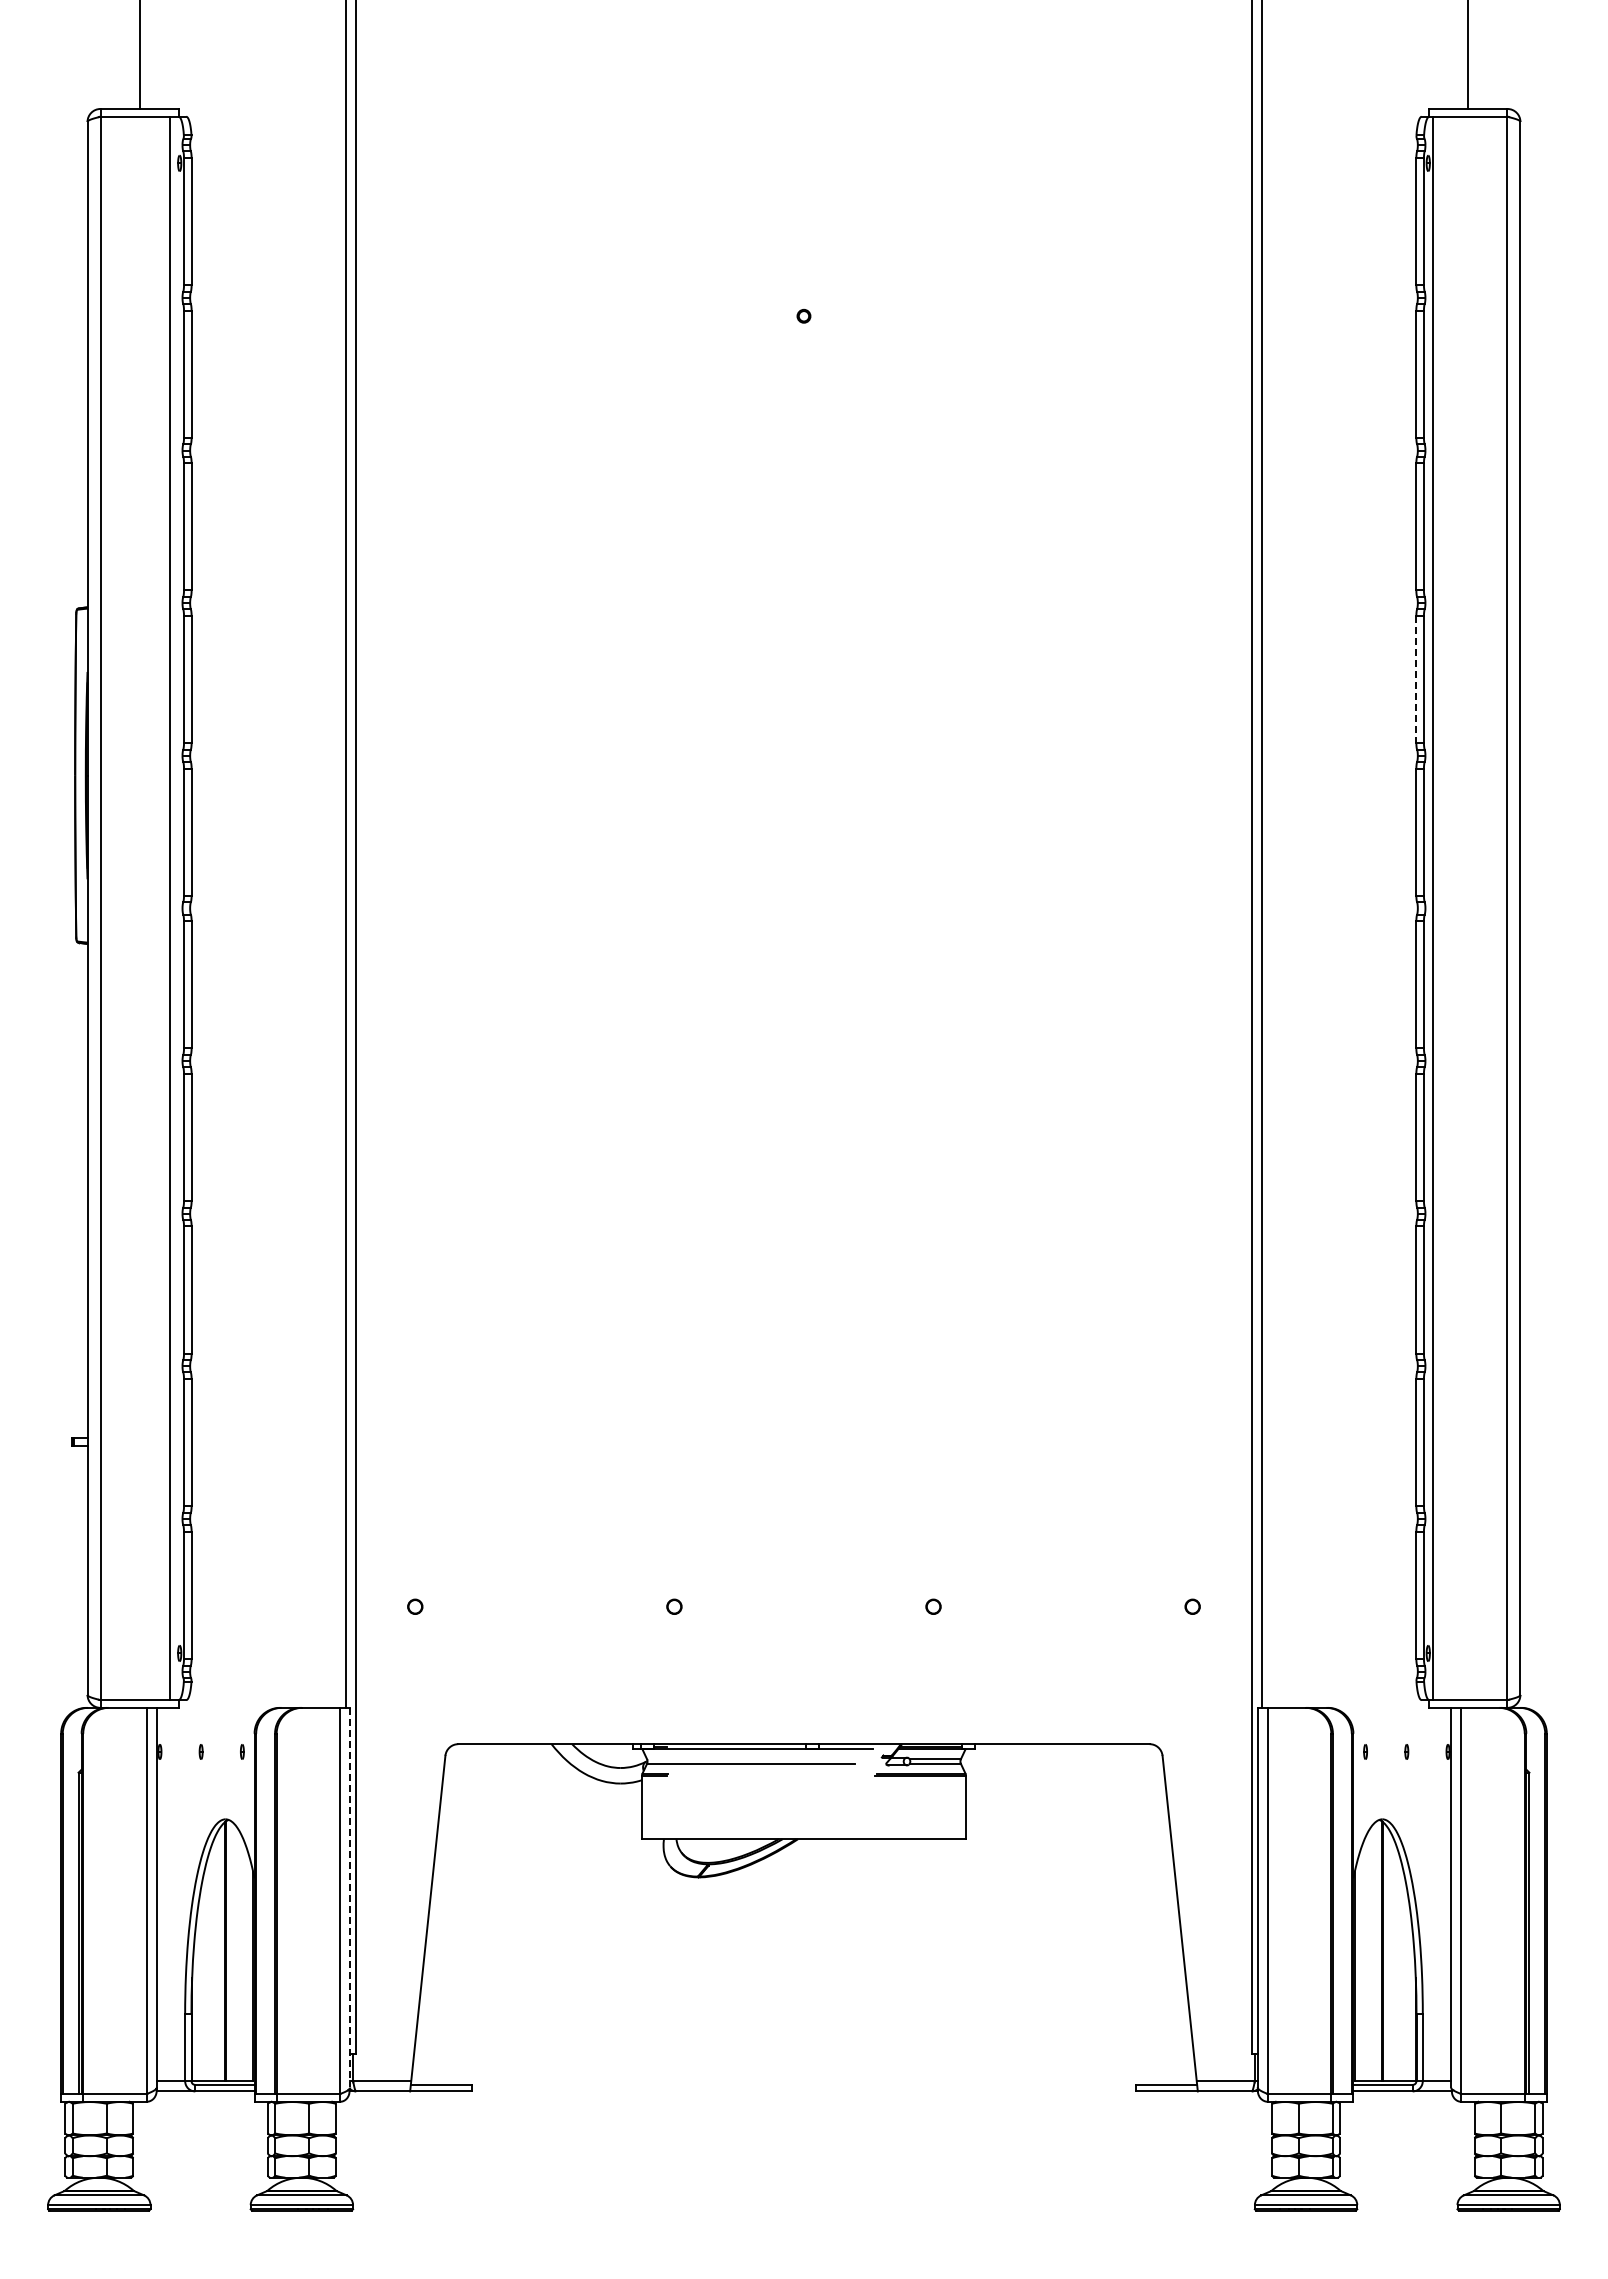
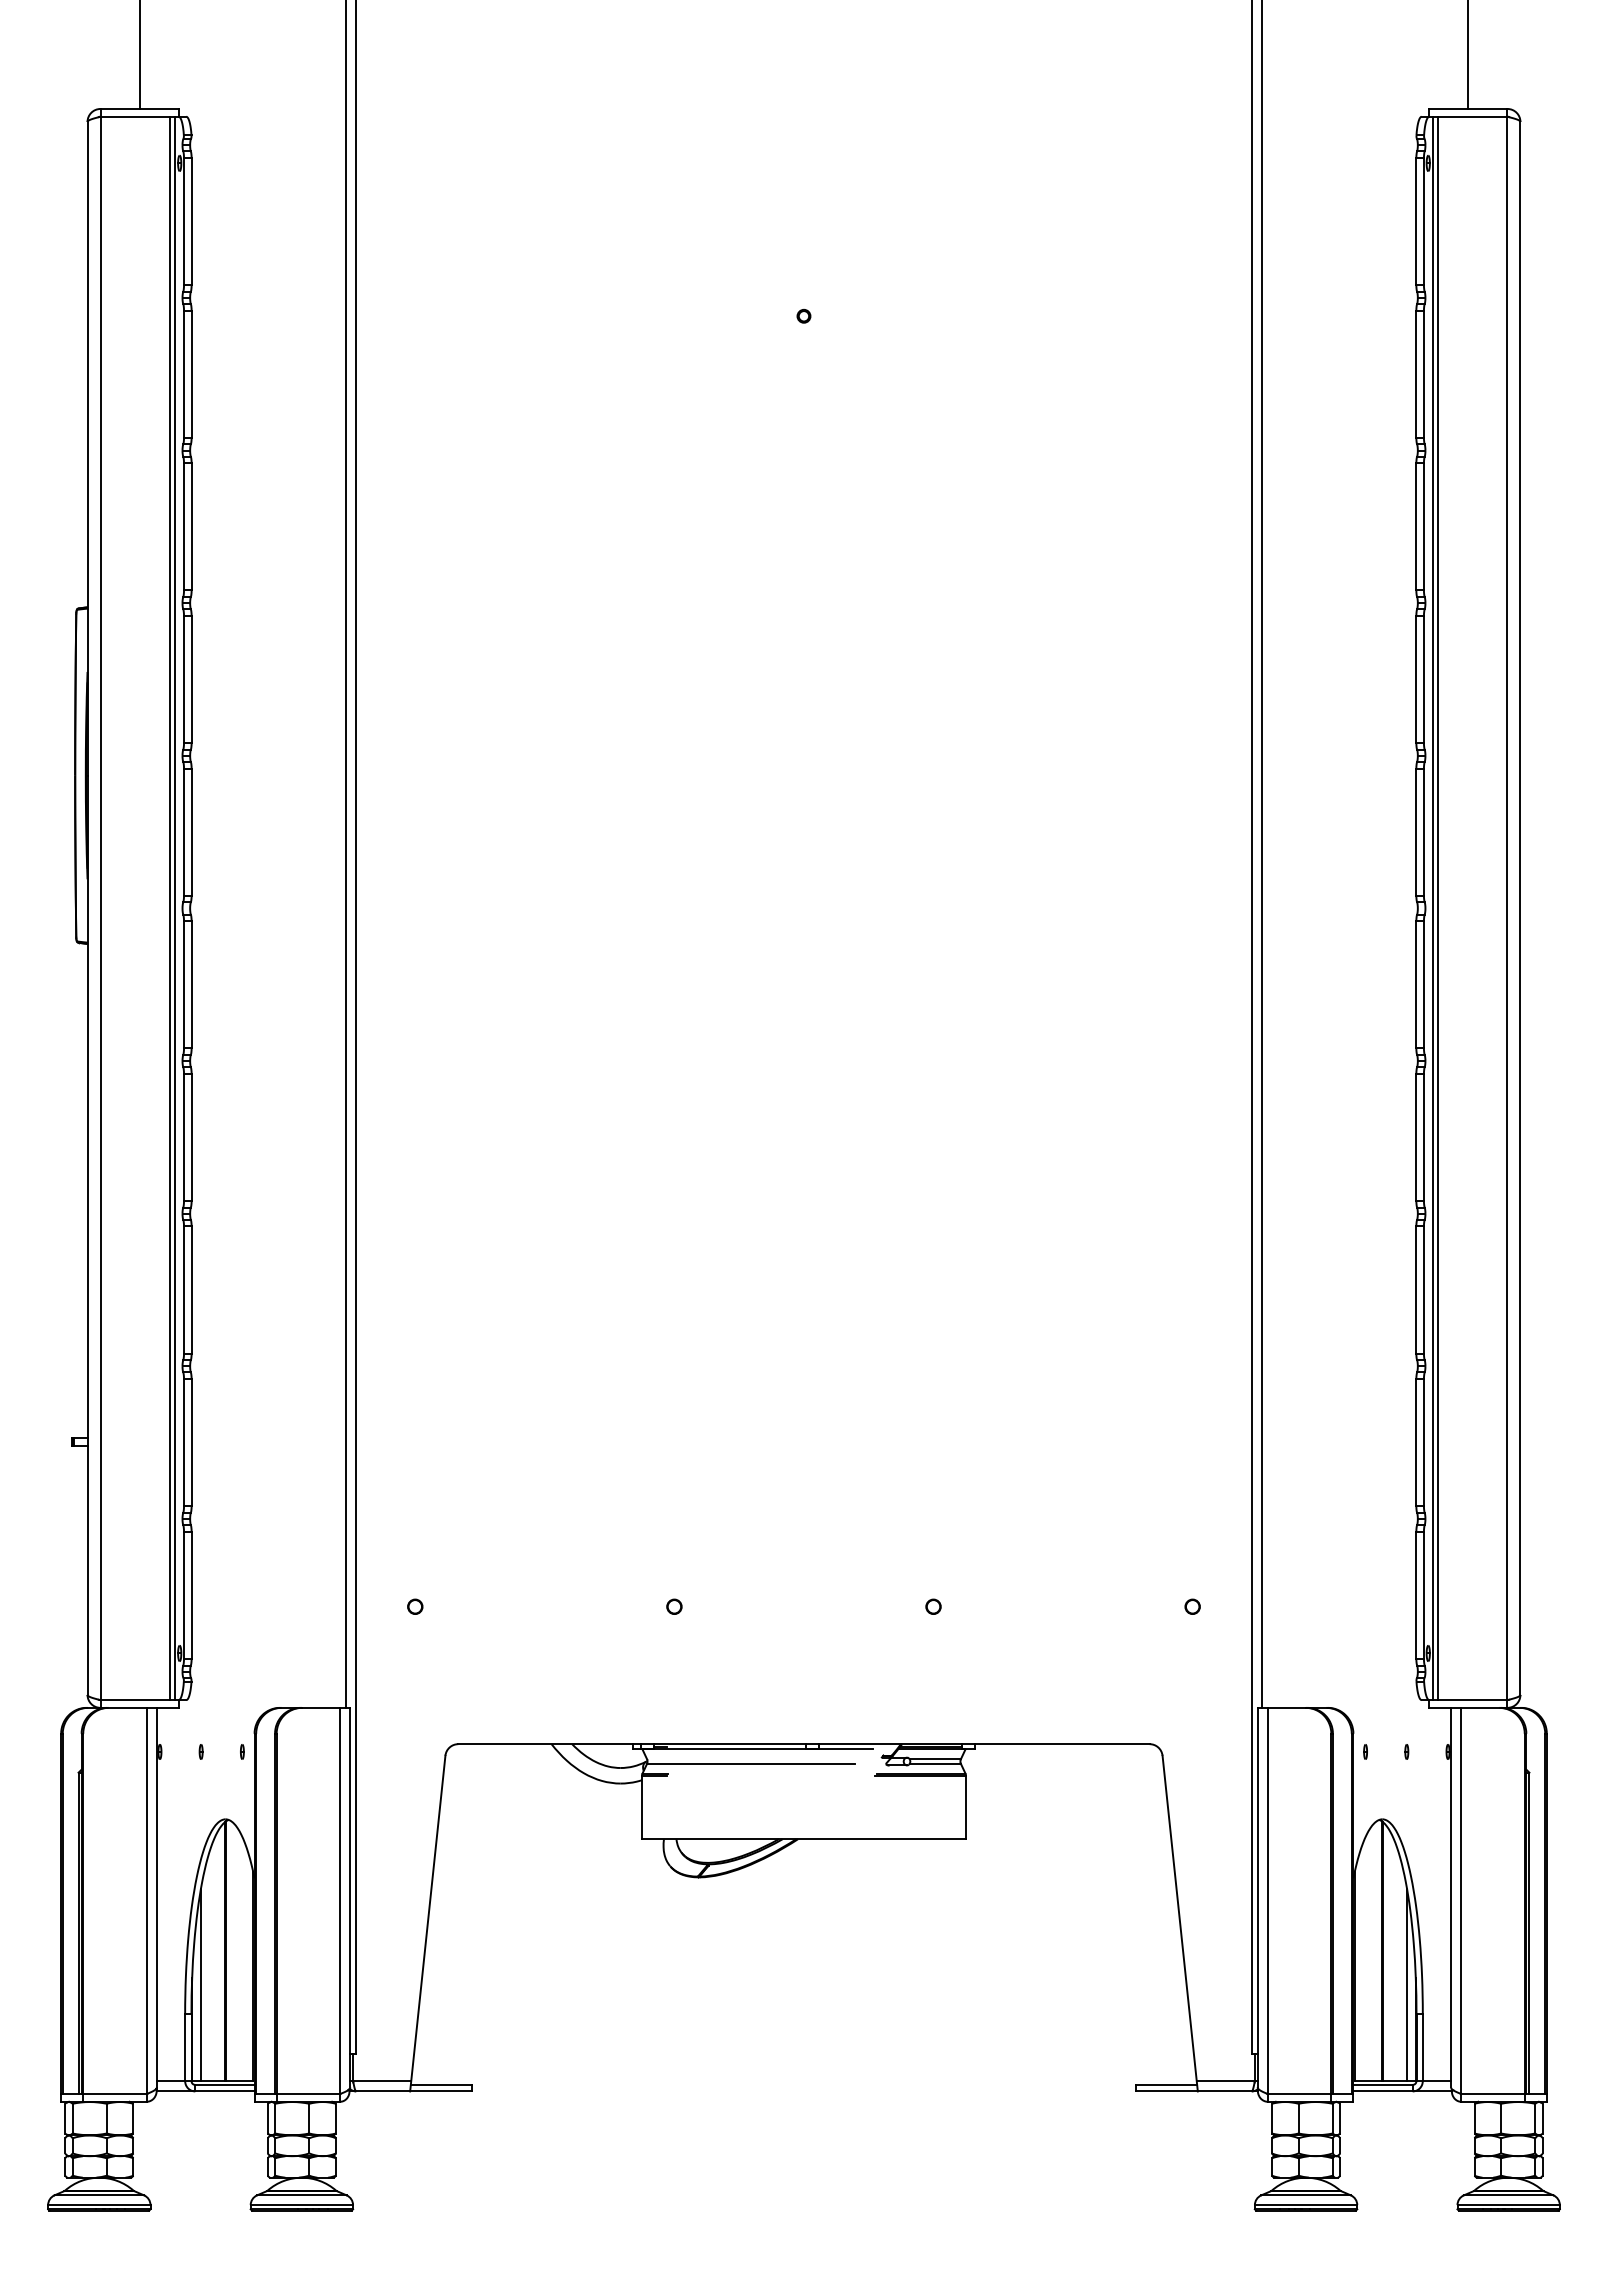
line: dashed -> solid (1416, 679)
line: none -> present (175, 908)
line: none -> present (1437, 908)
line: dashed -> solid (350, 1897)
line: none -> present (200, 1984)
line: none -> present (1407, 1984)
